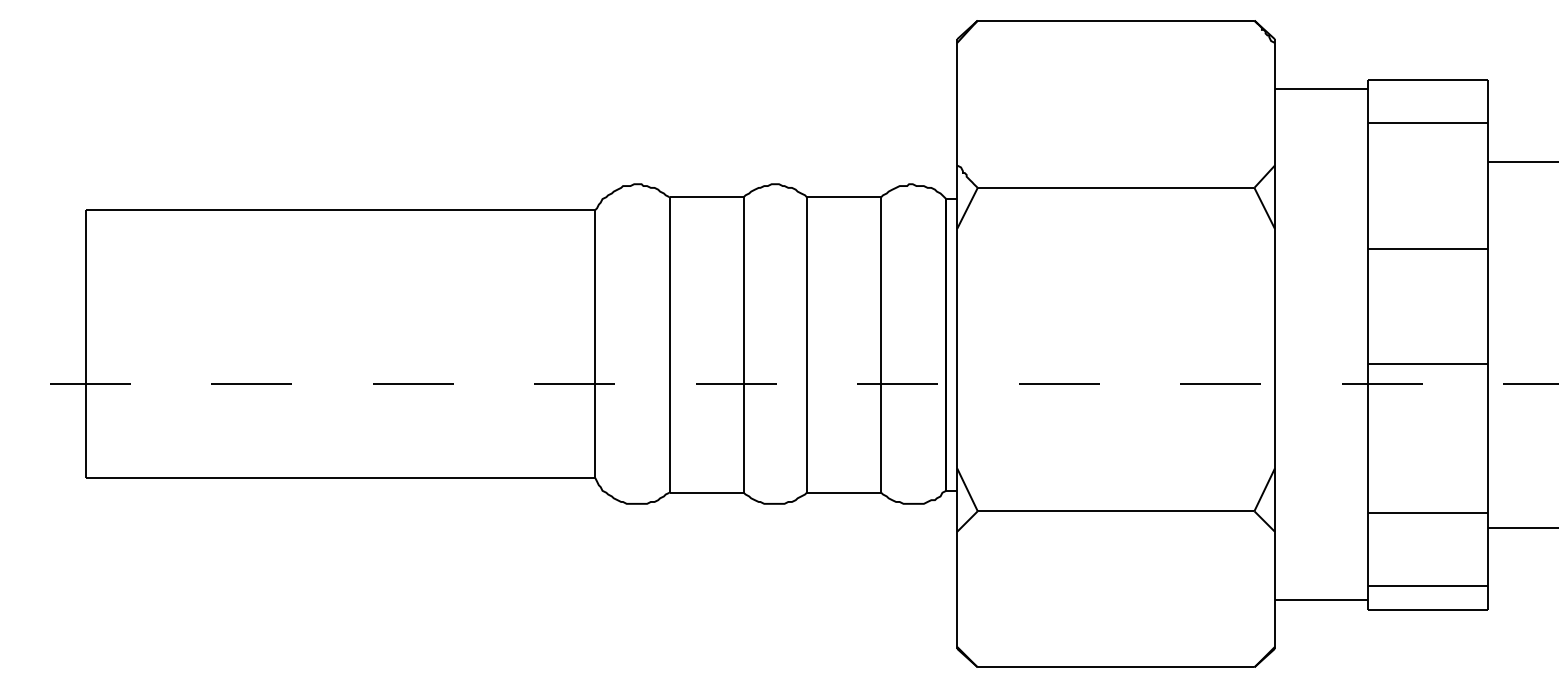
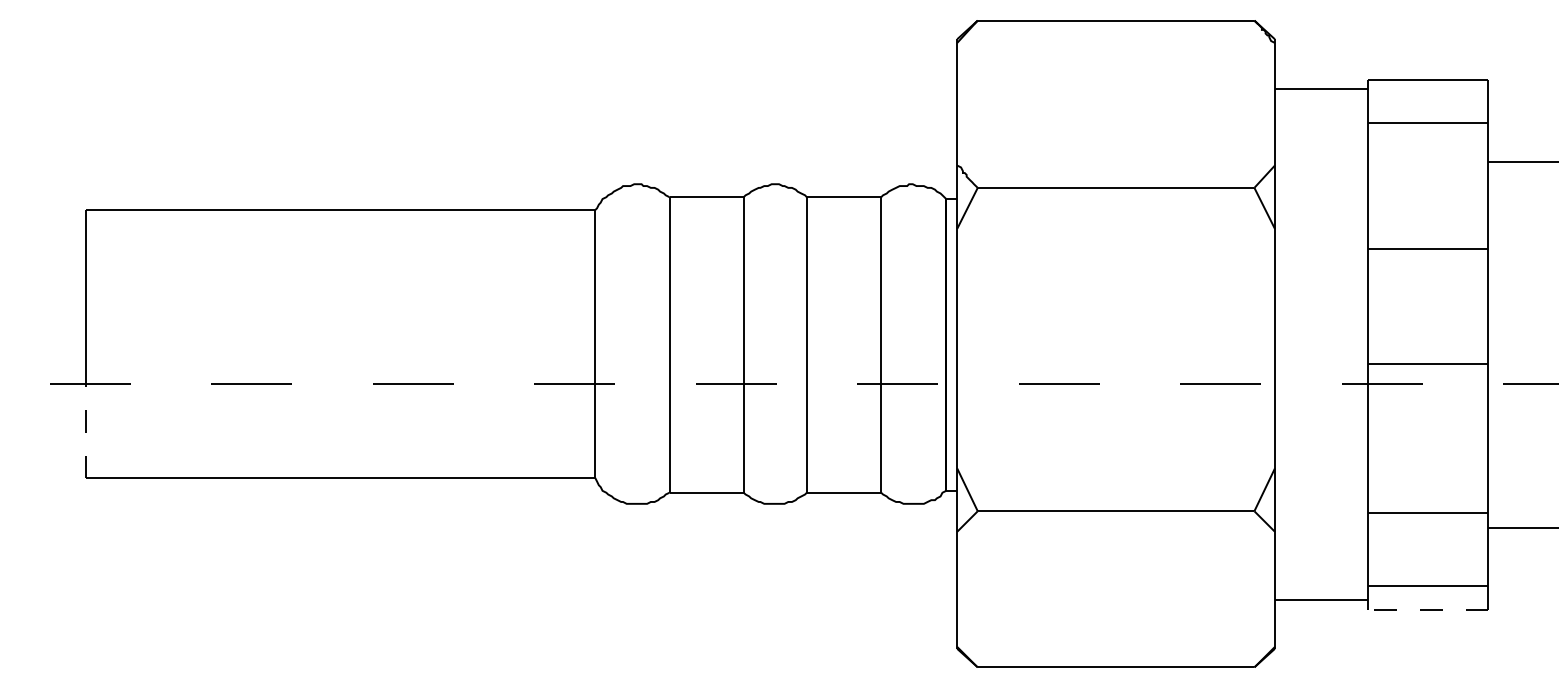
line: solid -> dashed (86, 421)
line: solid -> dashed (1427, 609)
